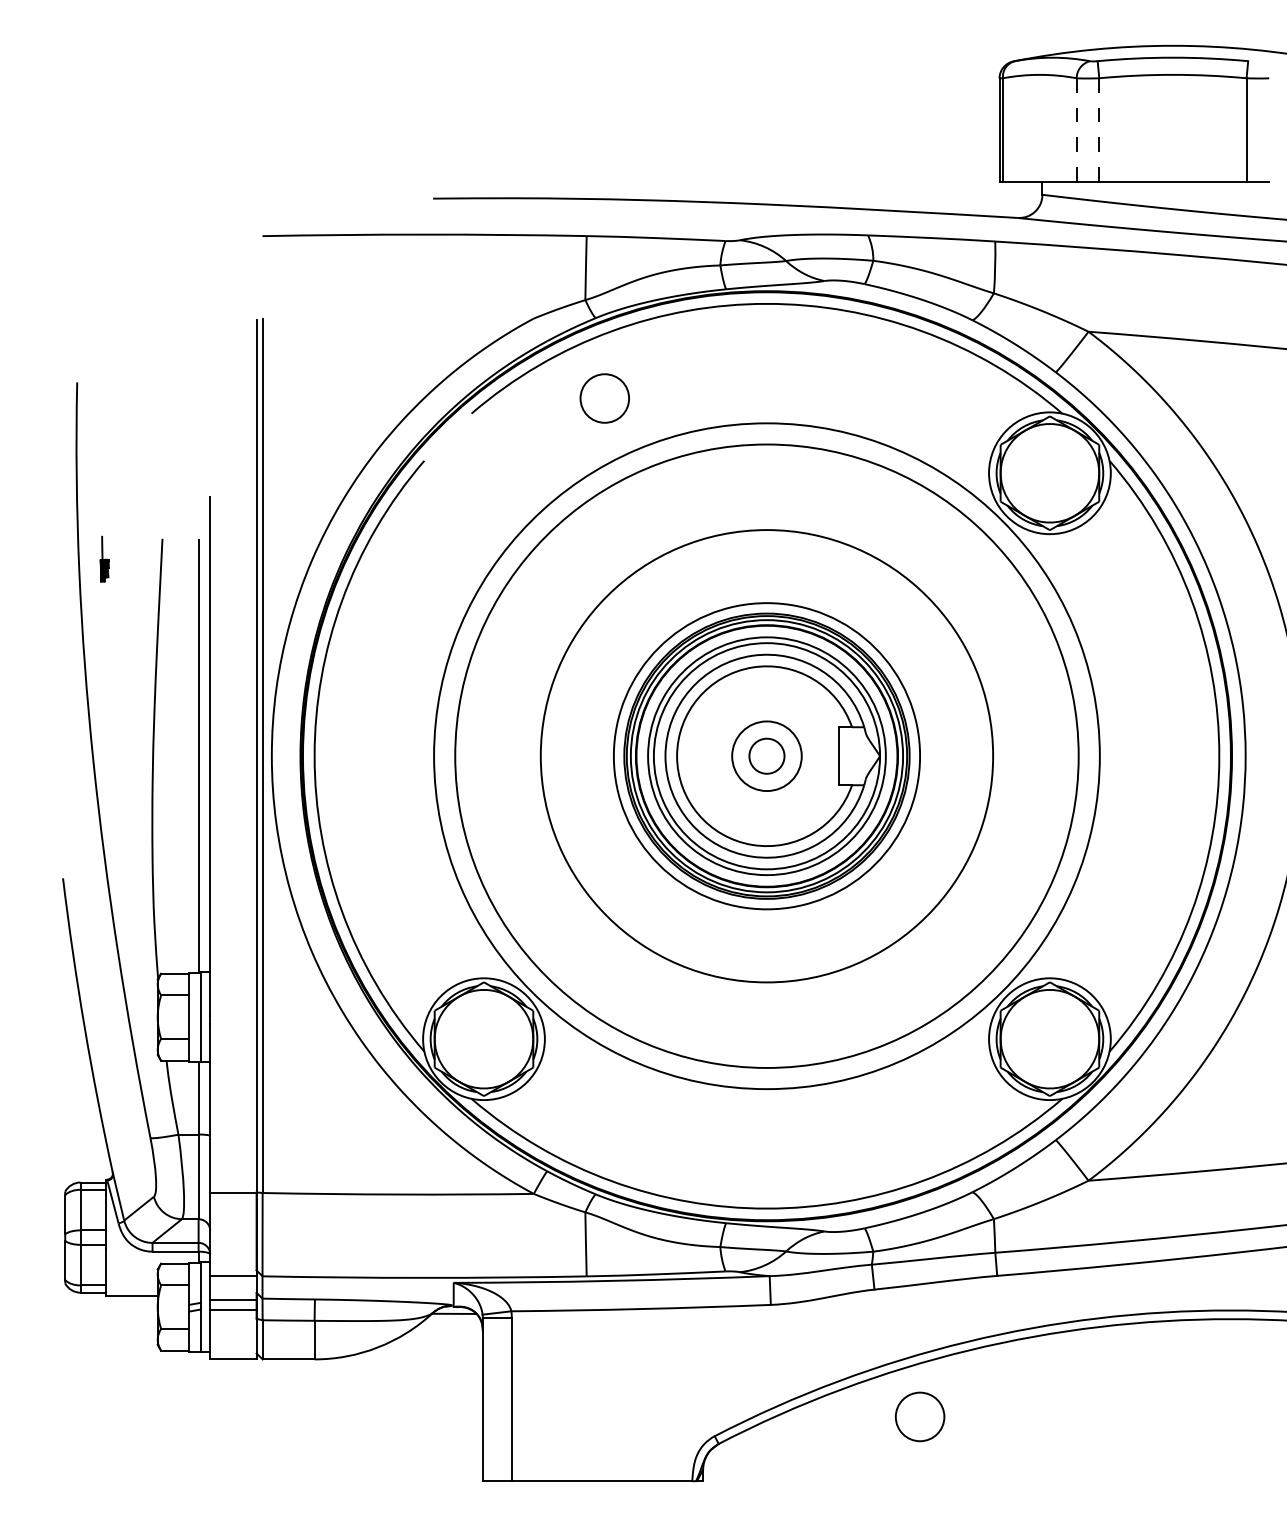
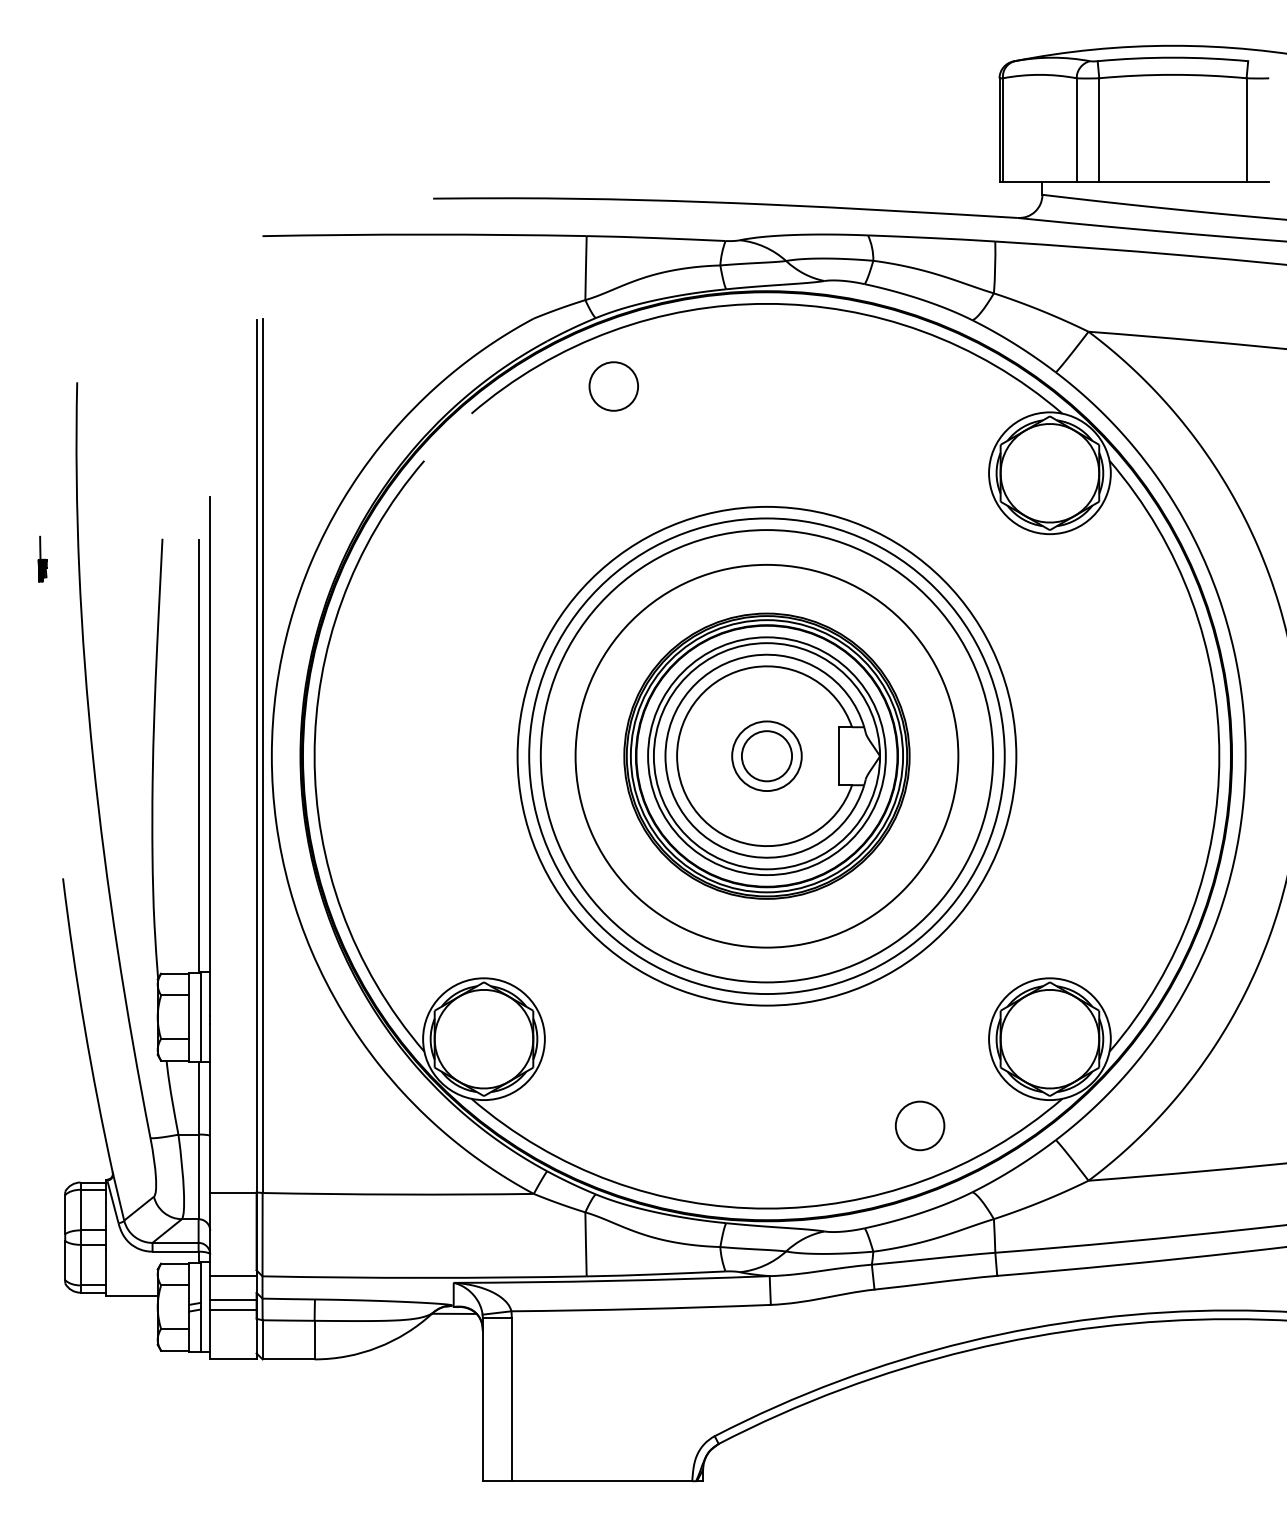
line: dashed -> solid (1076, 130)
line: dashed -> solid (1099, 130)
circle position: (604, 398) -> (613, 386) (613, 386)
part position: (104, 558) -> (42, 558) (42, 558)
circle diameter: 35 px -> 50 px (766, 756)
circle diameter: 623 px -> 499 px (766, 755)
circle diameter: 306 px -> 383 px (766, 755)
circle diameter: 666 px -> 476 px (766, 756)
circle position: (919, 1416) -> (919, 1125) (919, 1125)
